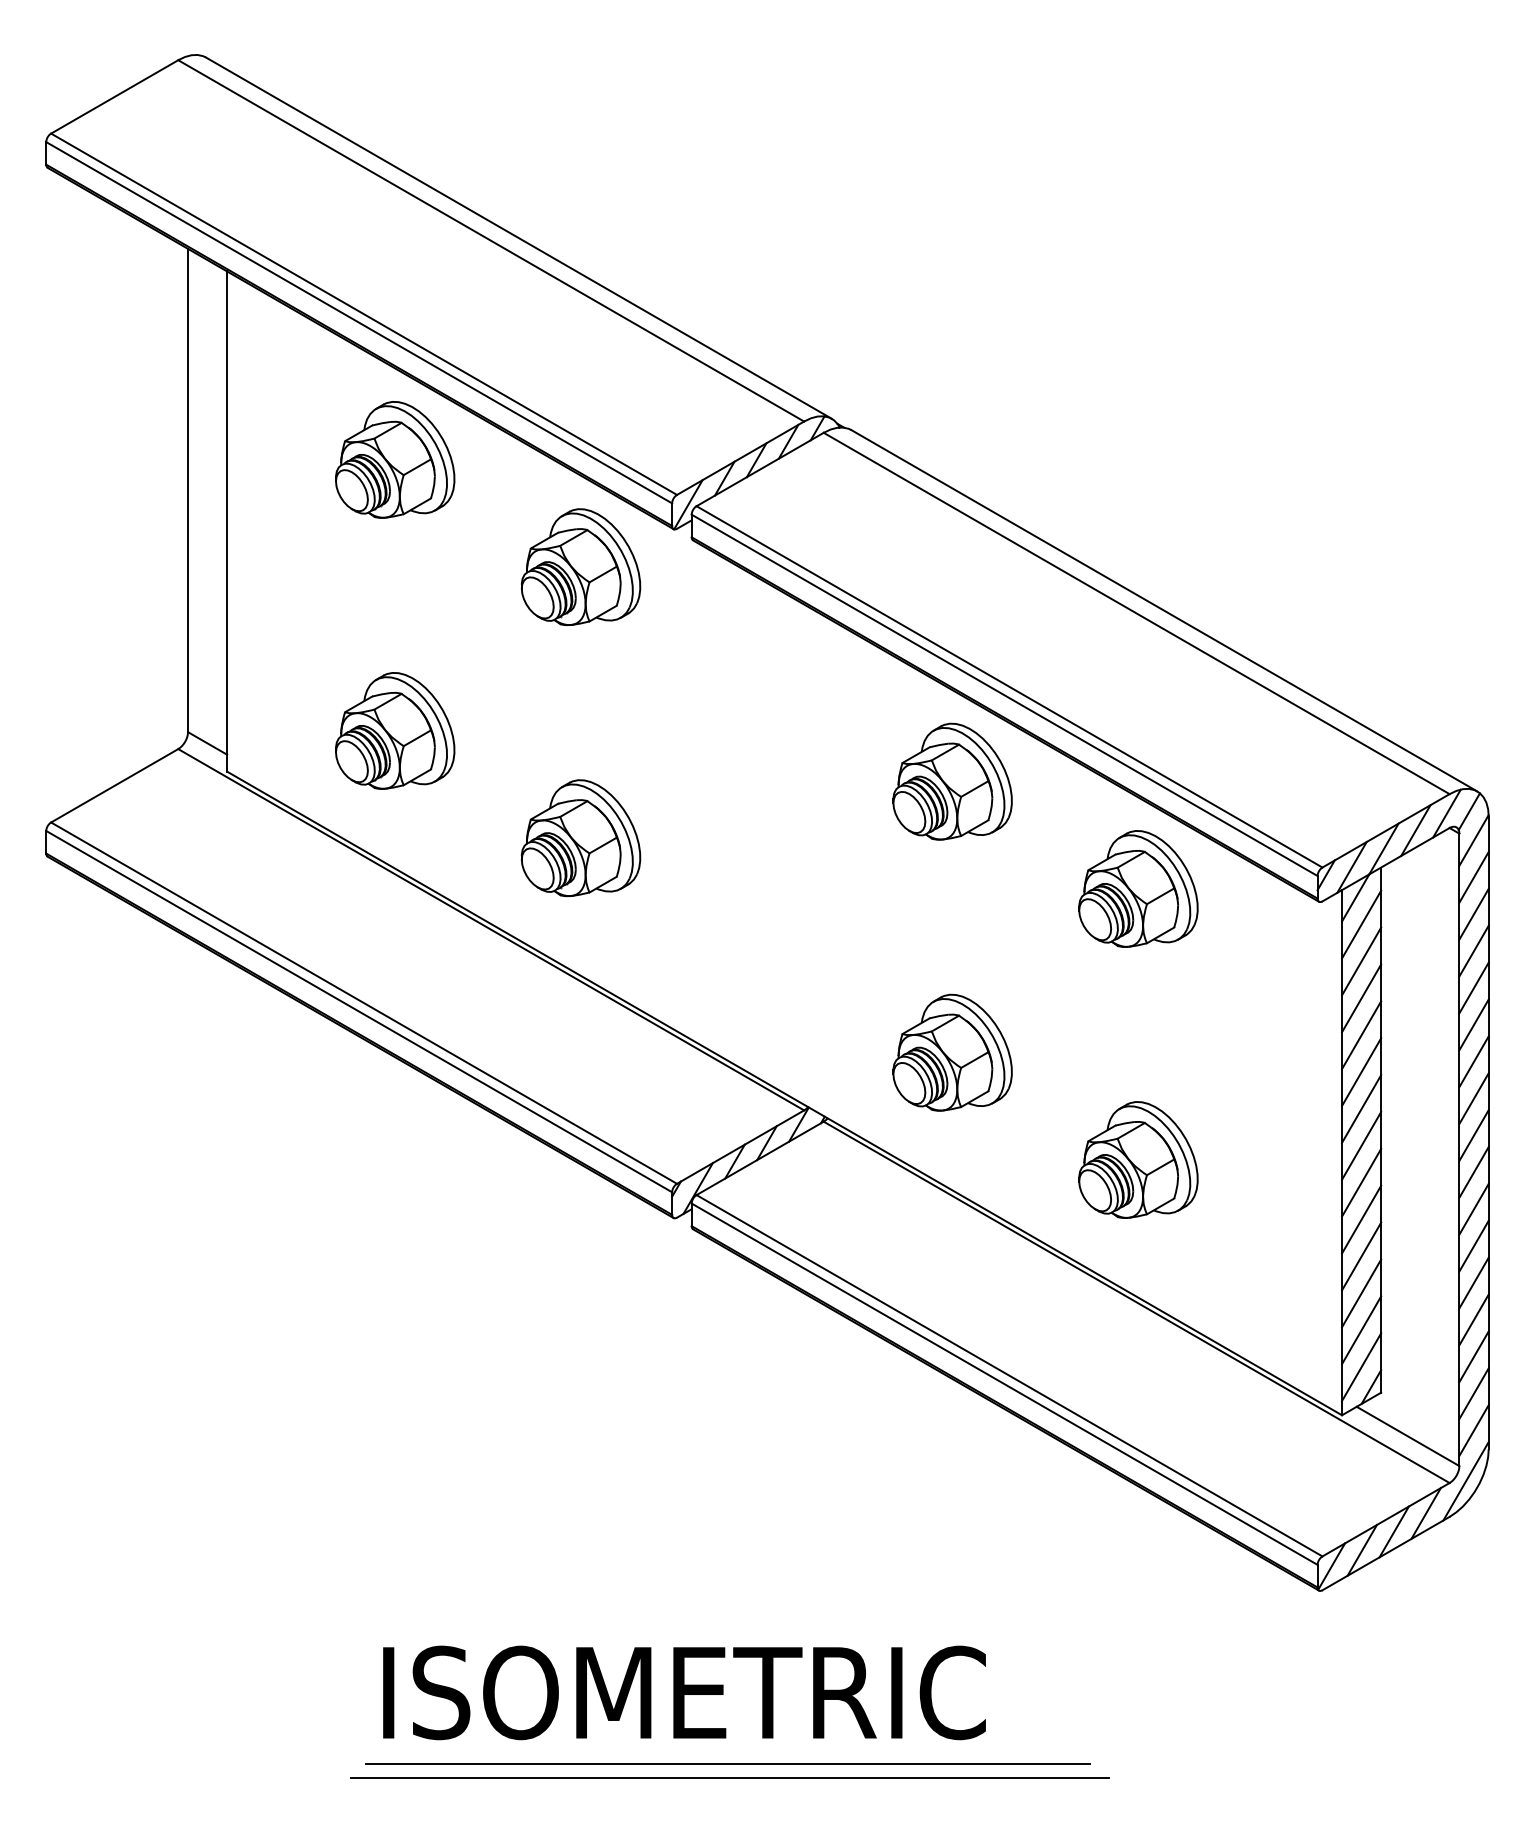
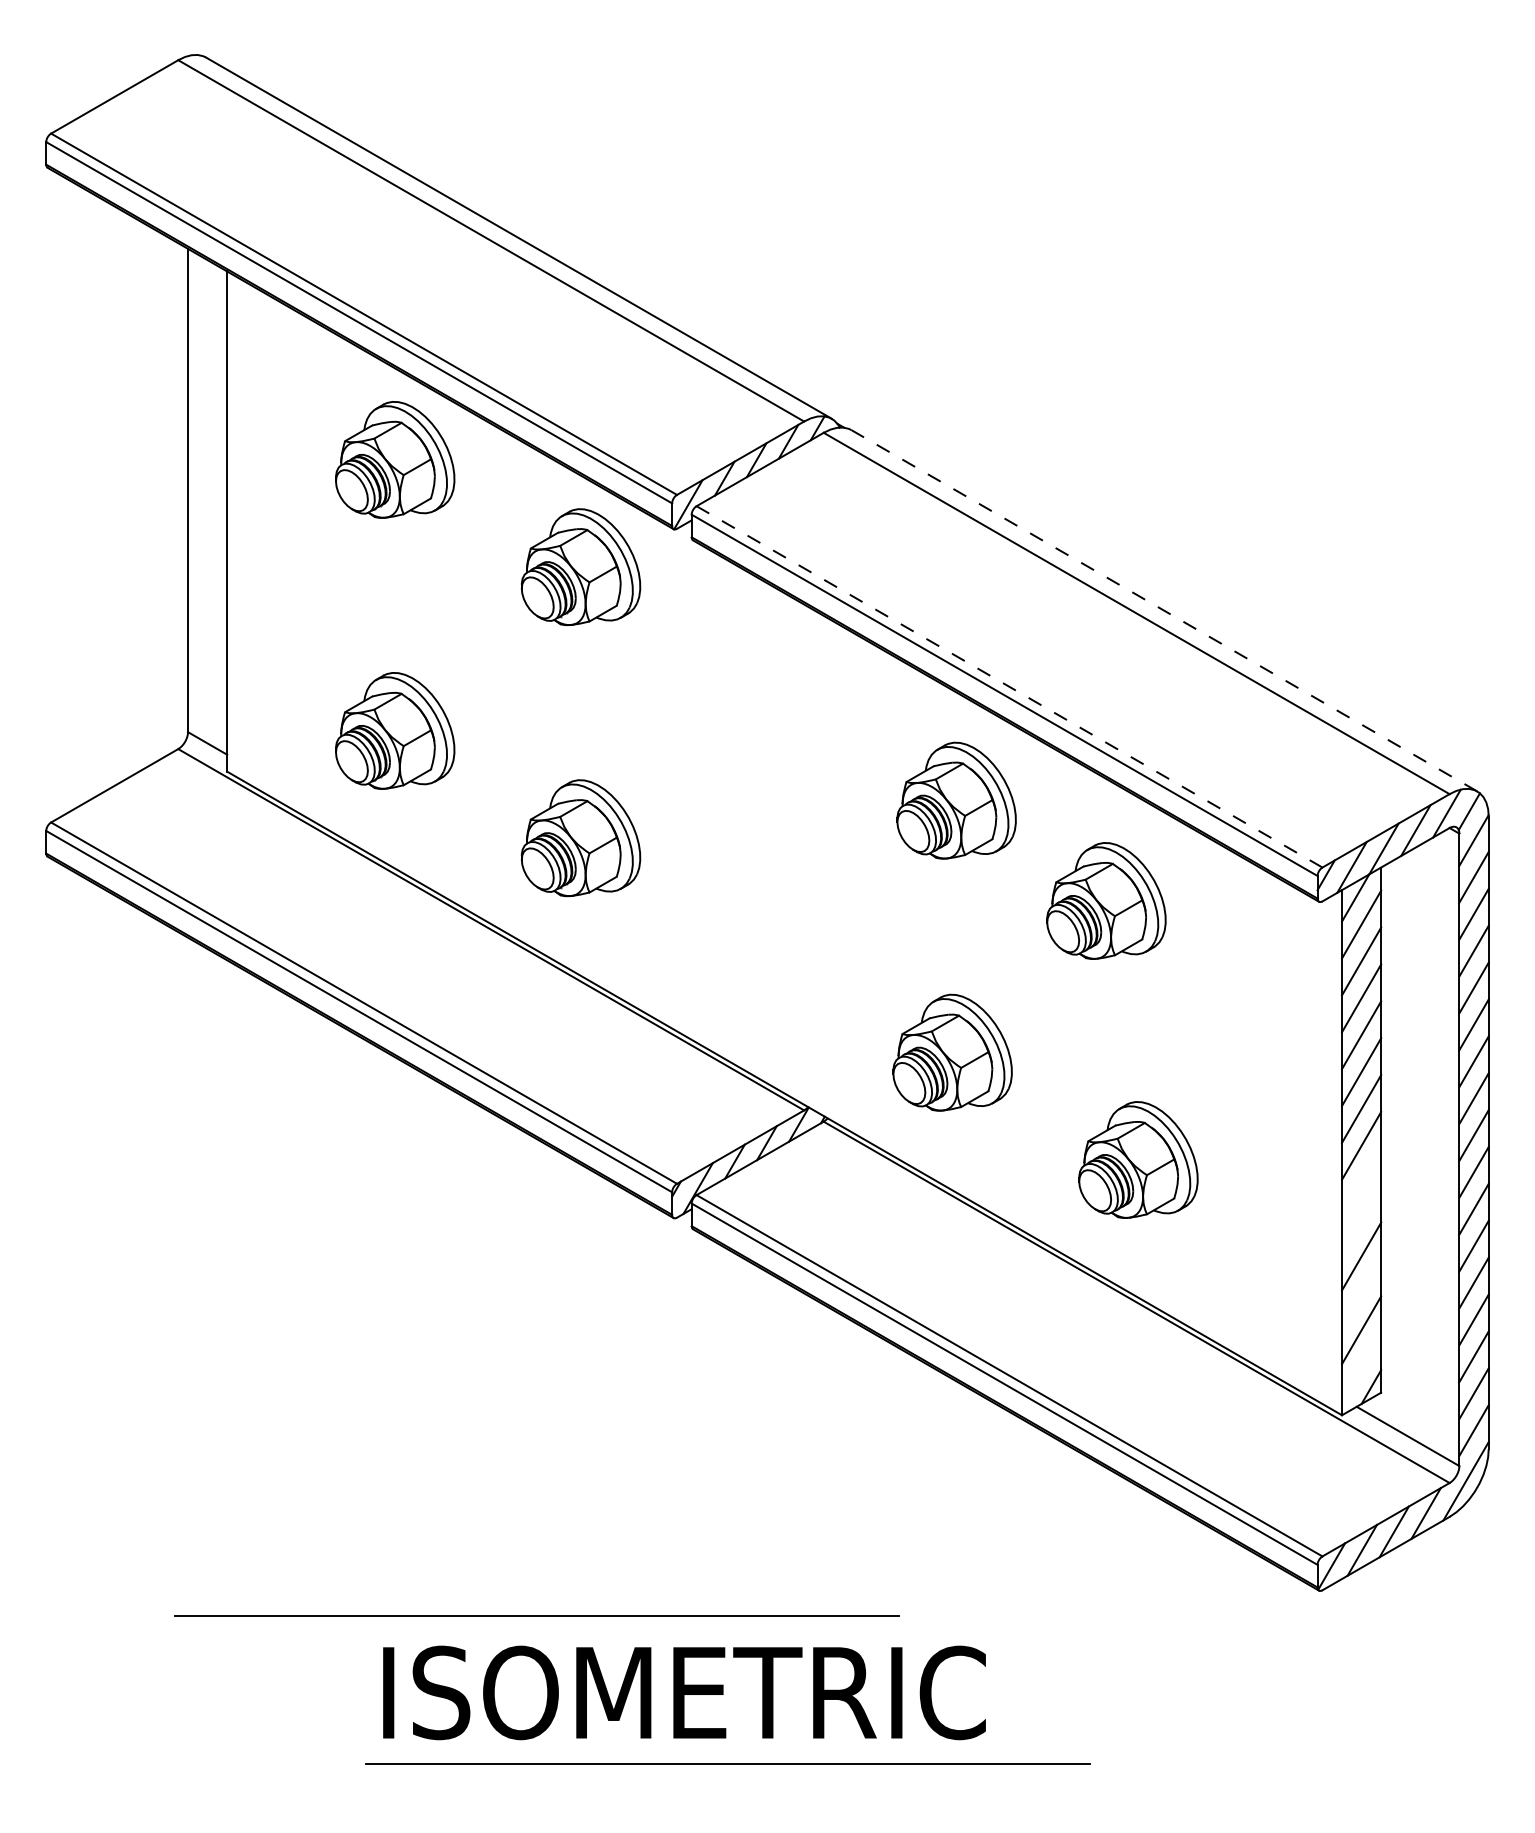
line: solid -> dashed (1163, 610)
line: solid -> dashed (1009, 686)
part position: (952, 781) -> (956, 800) (956, 800)
part position: (1138, 888) -> (1106, 900) (1106, 900)
line: present -> none (1361, 1182)
line: present -> none (1361, 1219)
line: present -> none (1361, 1293)
line: present -> none (1361, 1367)
line: none -> present (536, 1615)
line: present -> none (729, 1778)
